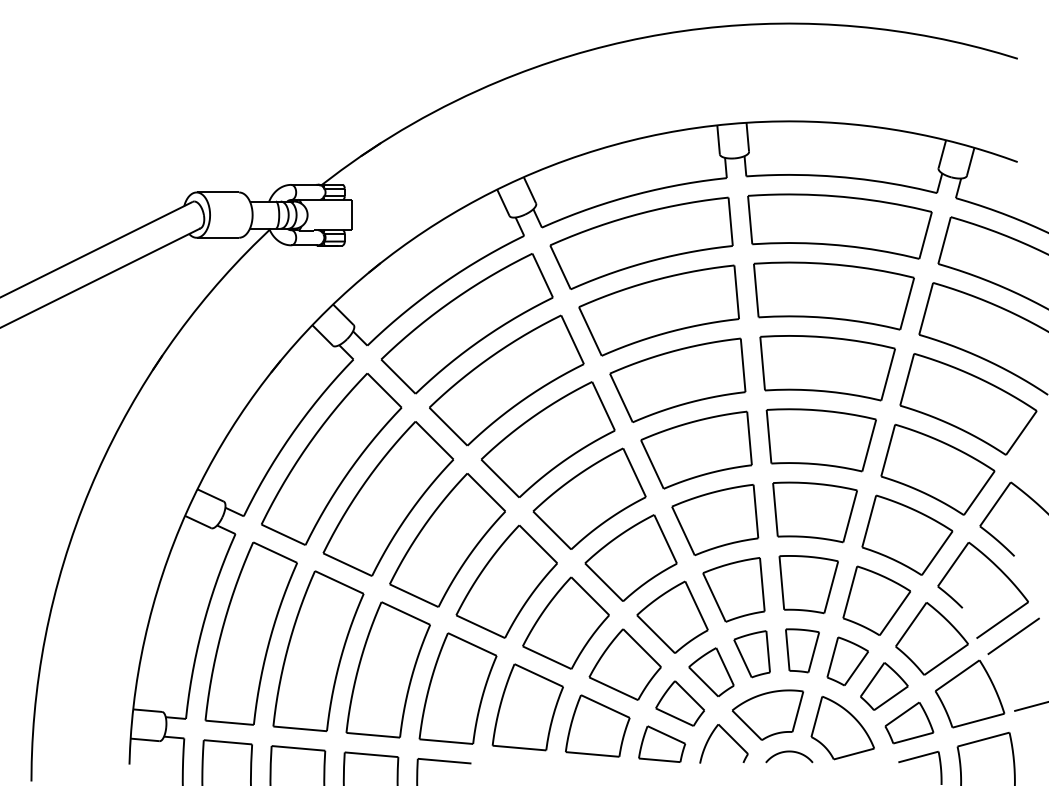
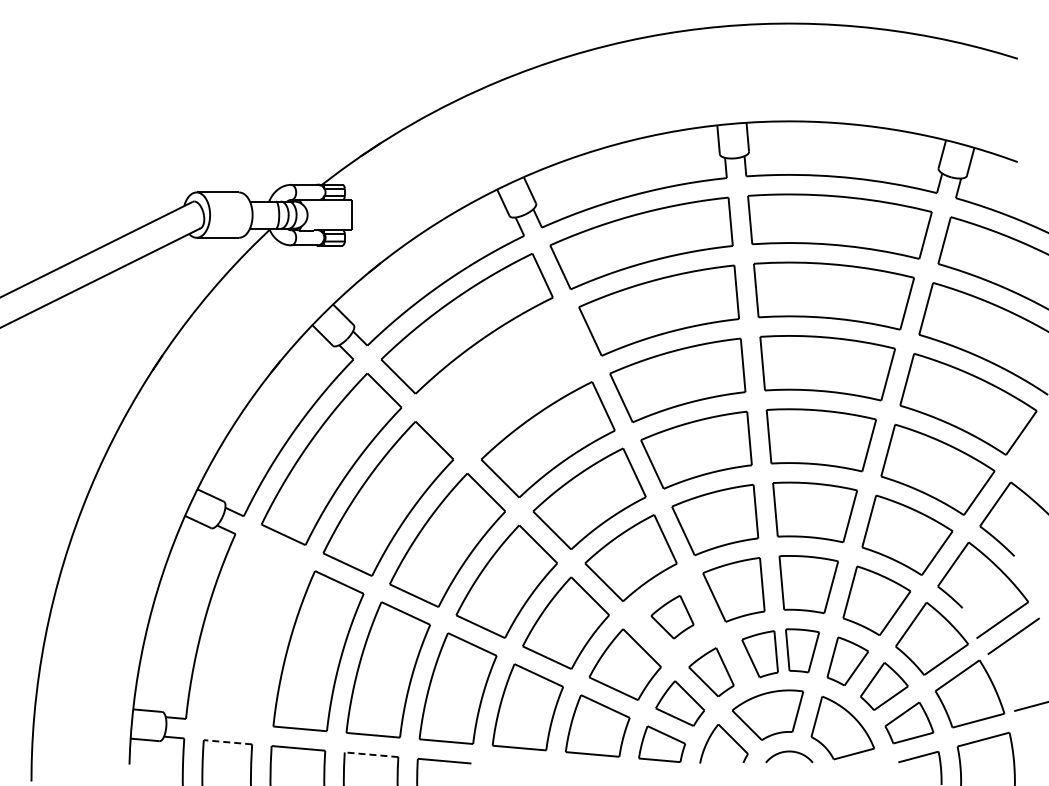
part: present -> none (506, 380)
part size: 73x74 px -> 45x45 px (672, 617)
part: present -> none (250, 633)
part position: (751, 654) -> (759, 654) (759, 654)
line: solid -> dashed (227, 742)
line: solid -> dashed (371, 754)
